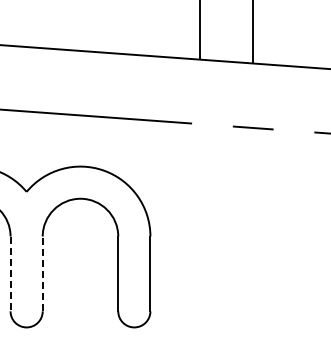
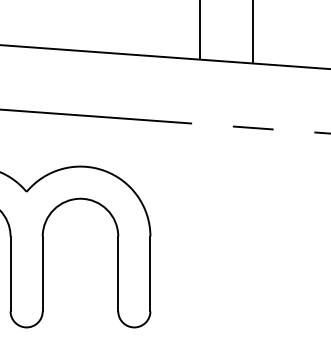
line: dashed -> solid (42, 273)
line: dashed -> solid (10, 274)
